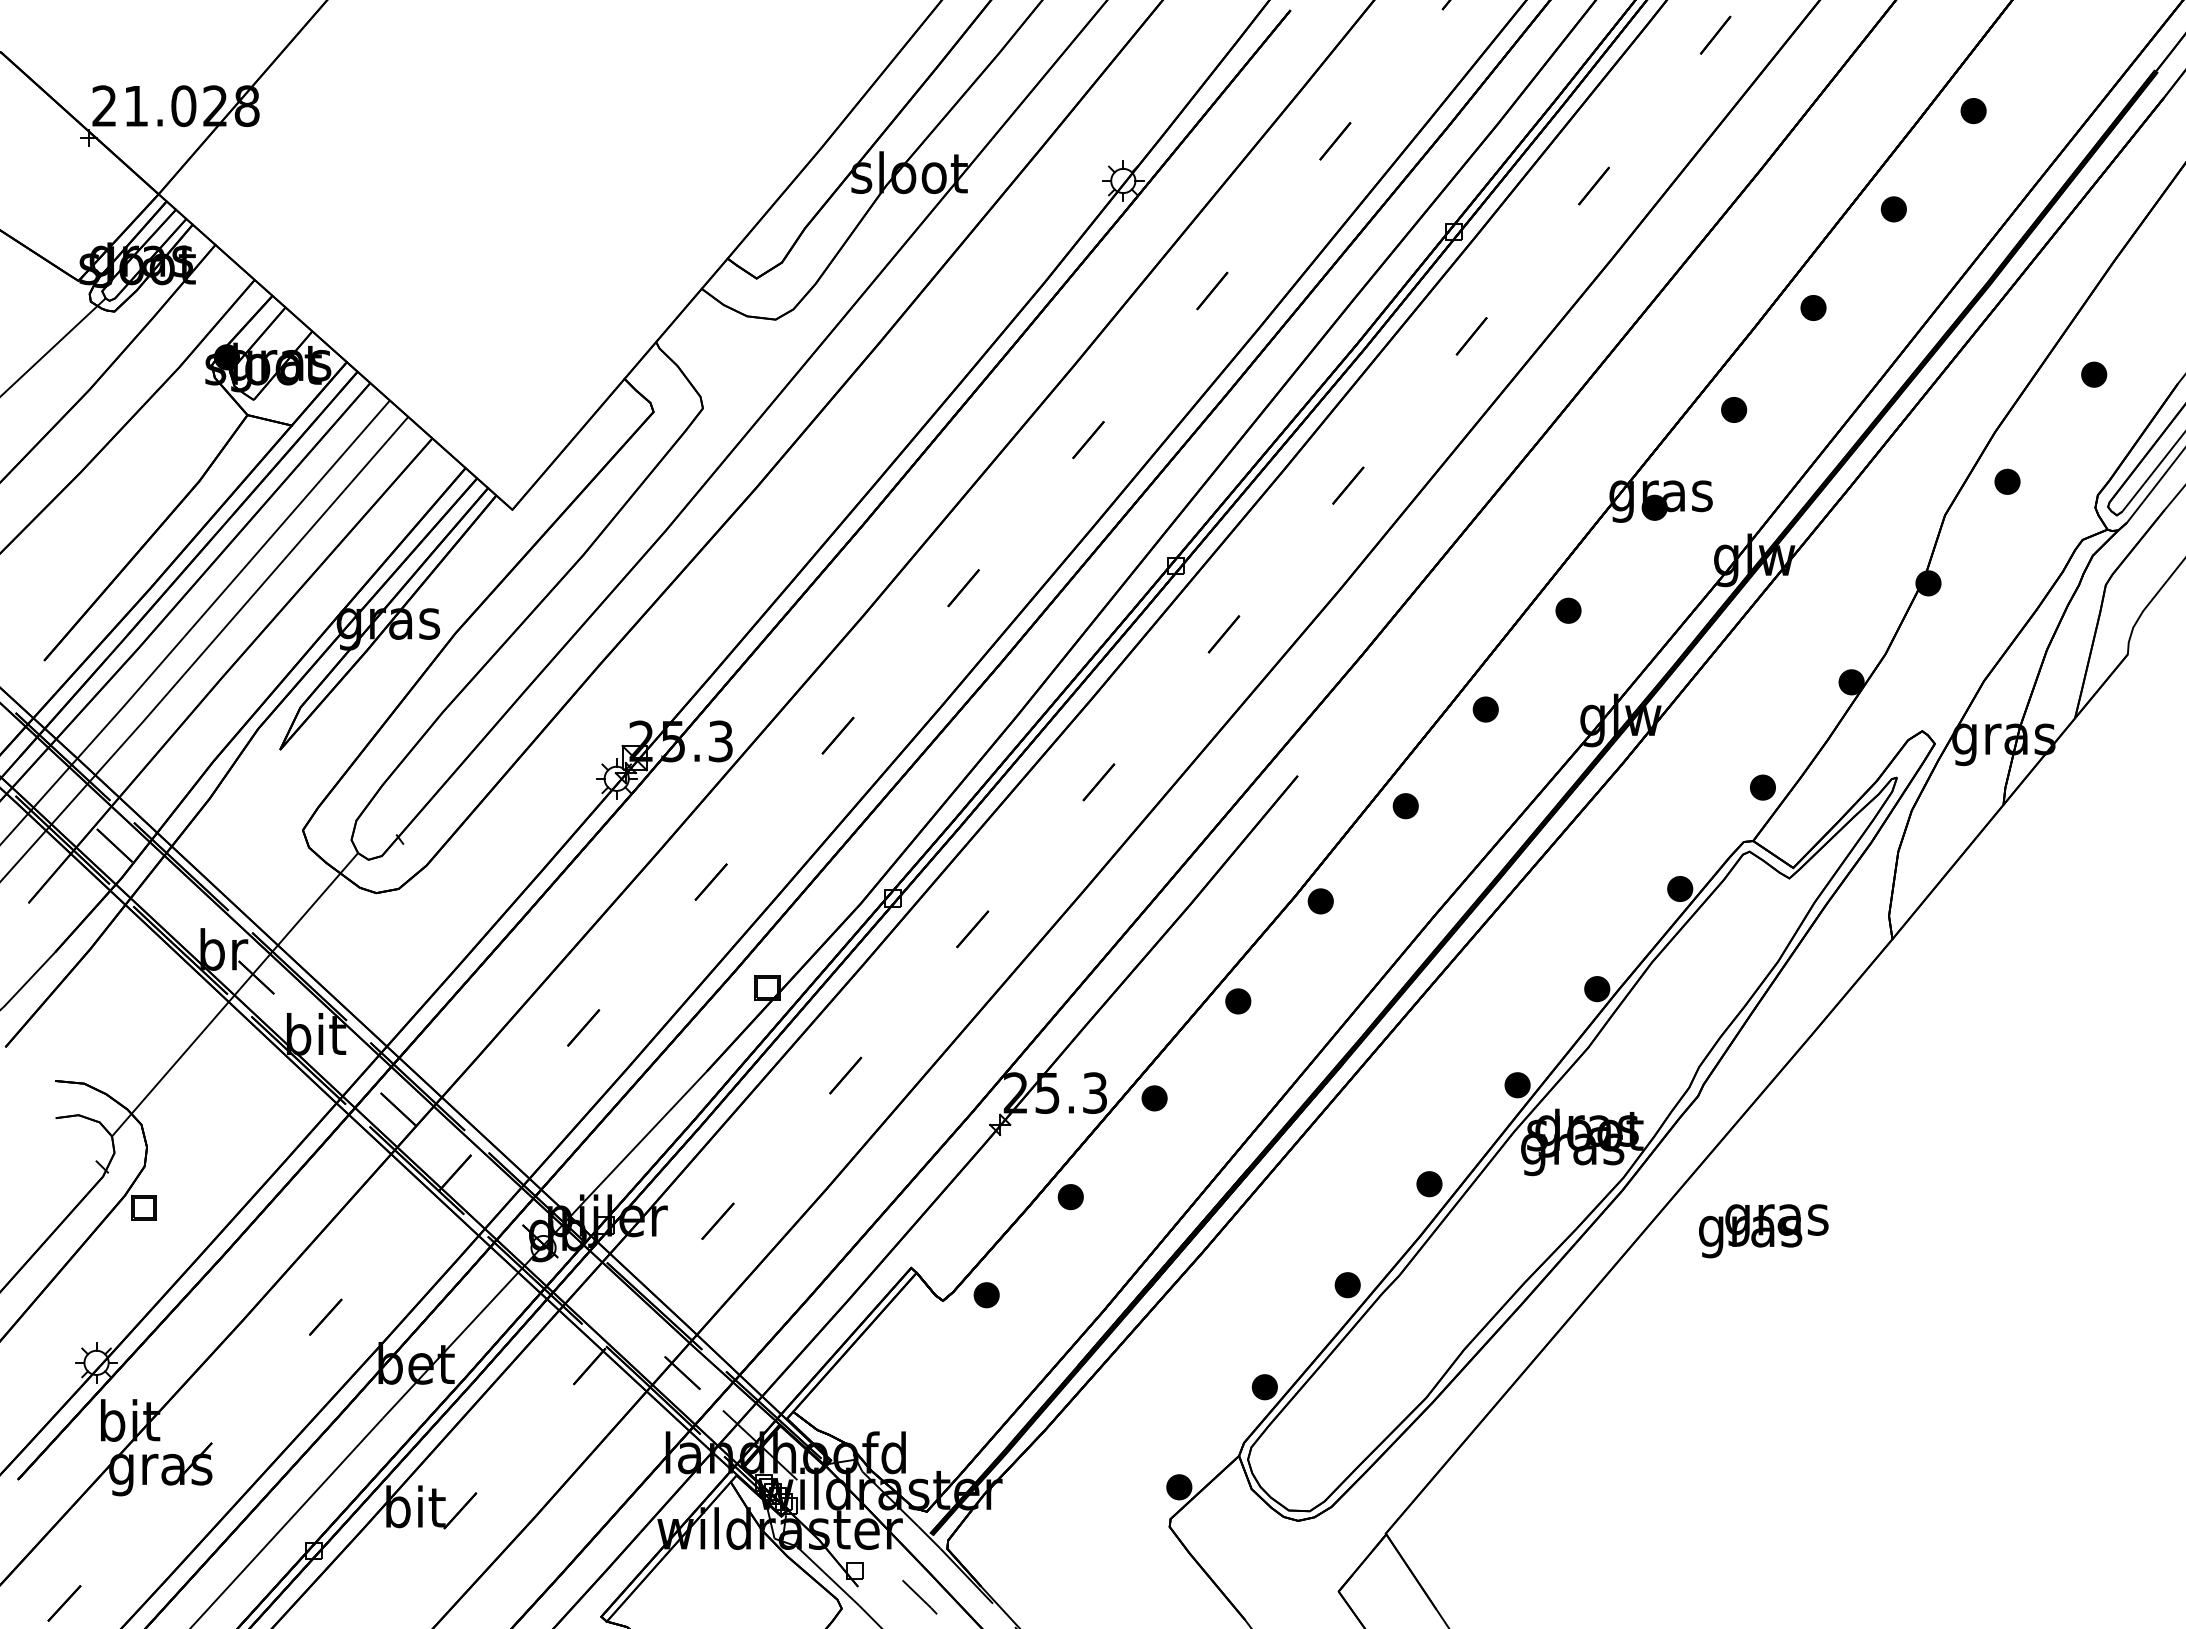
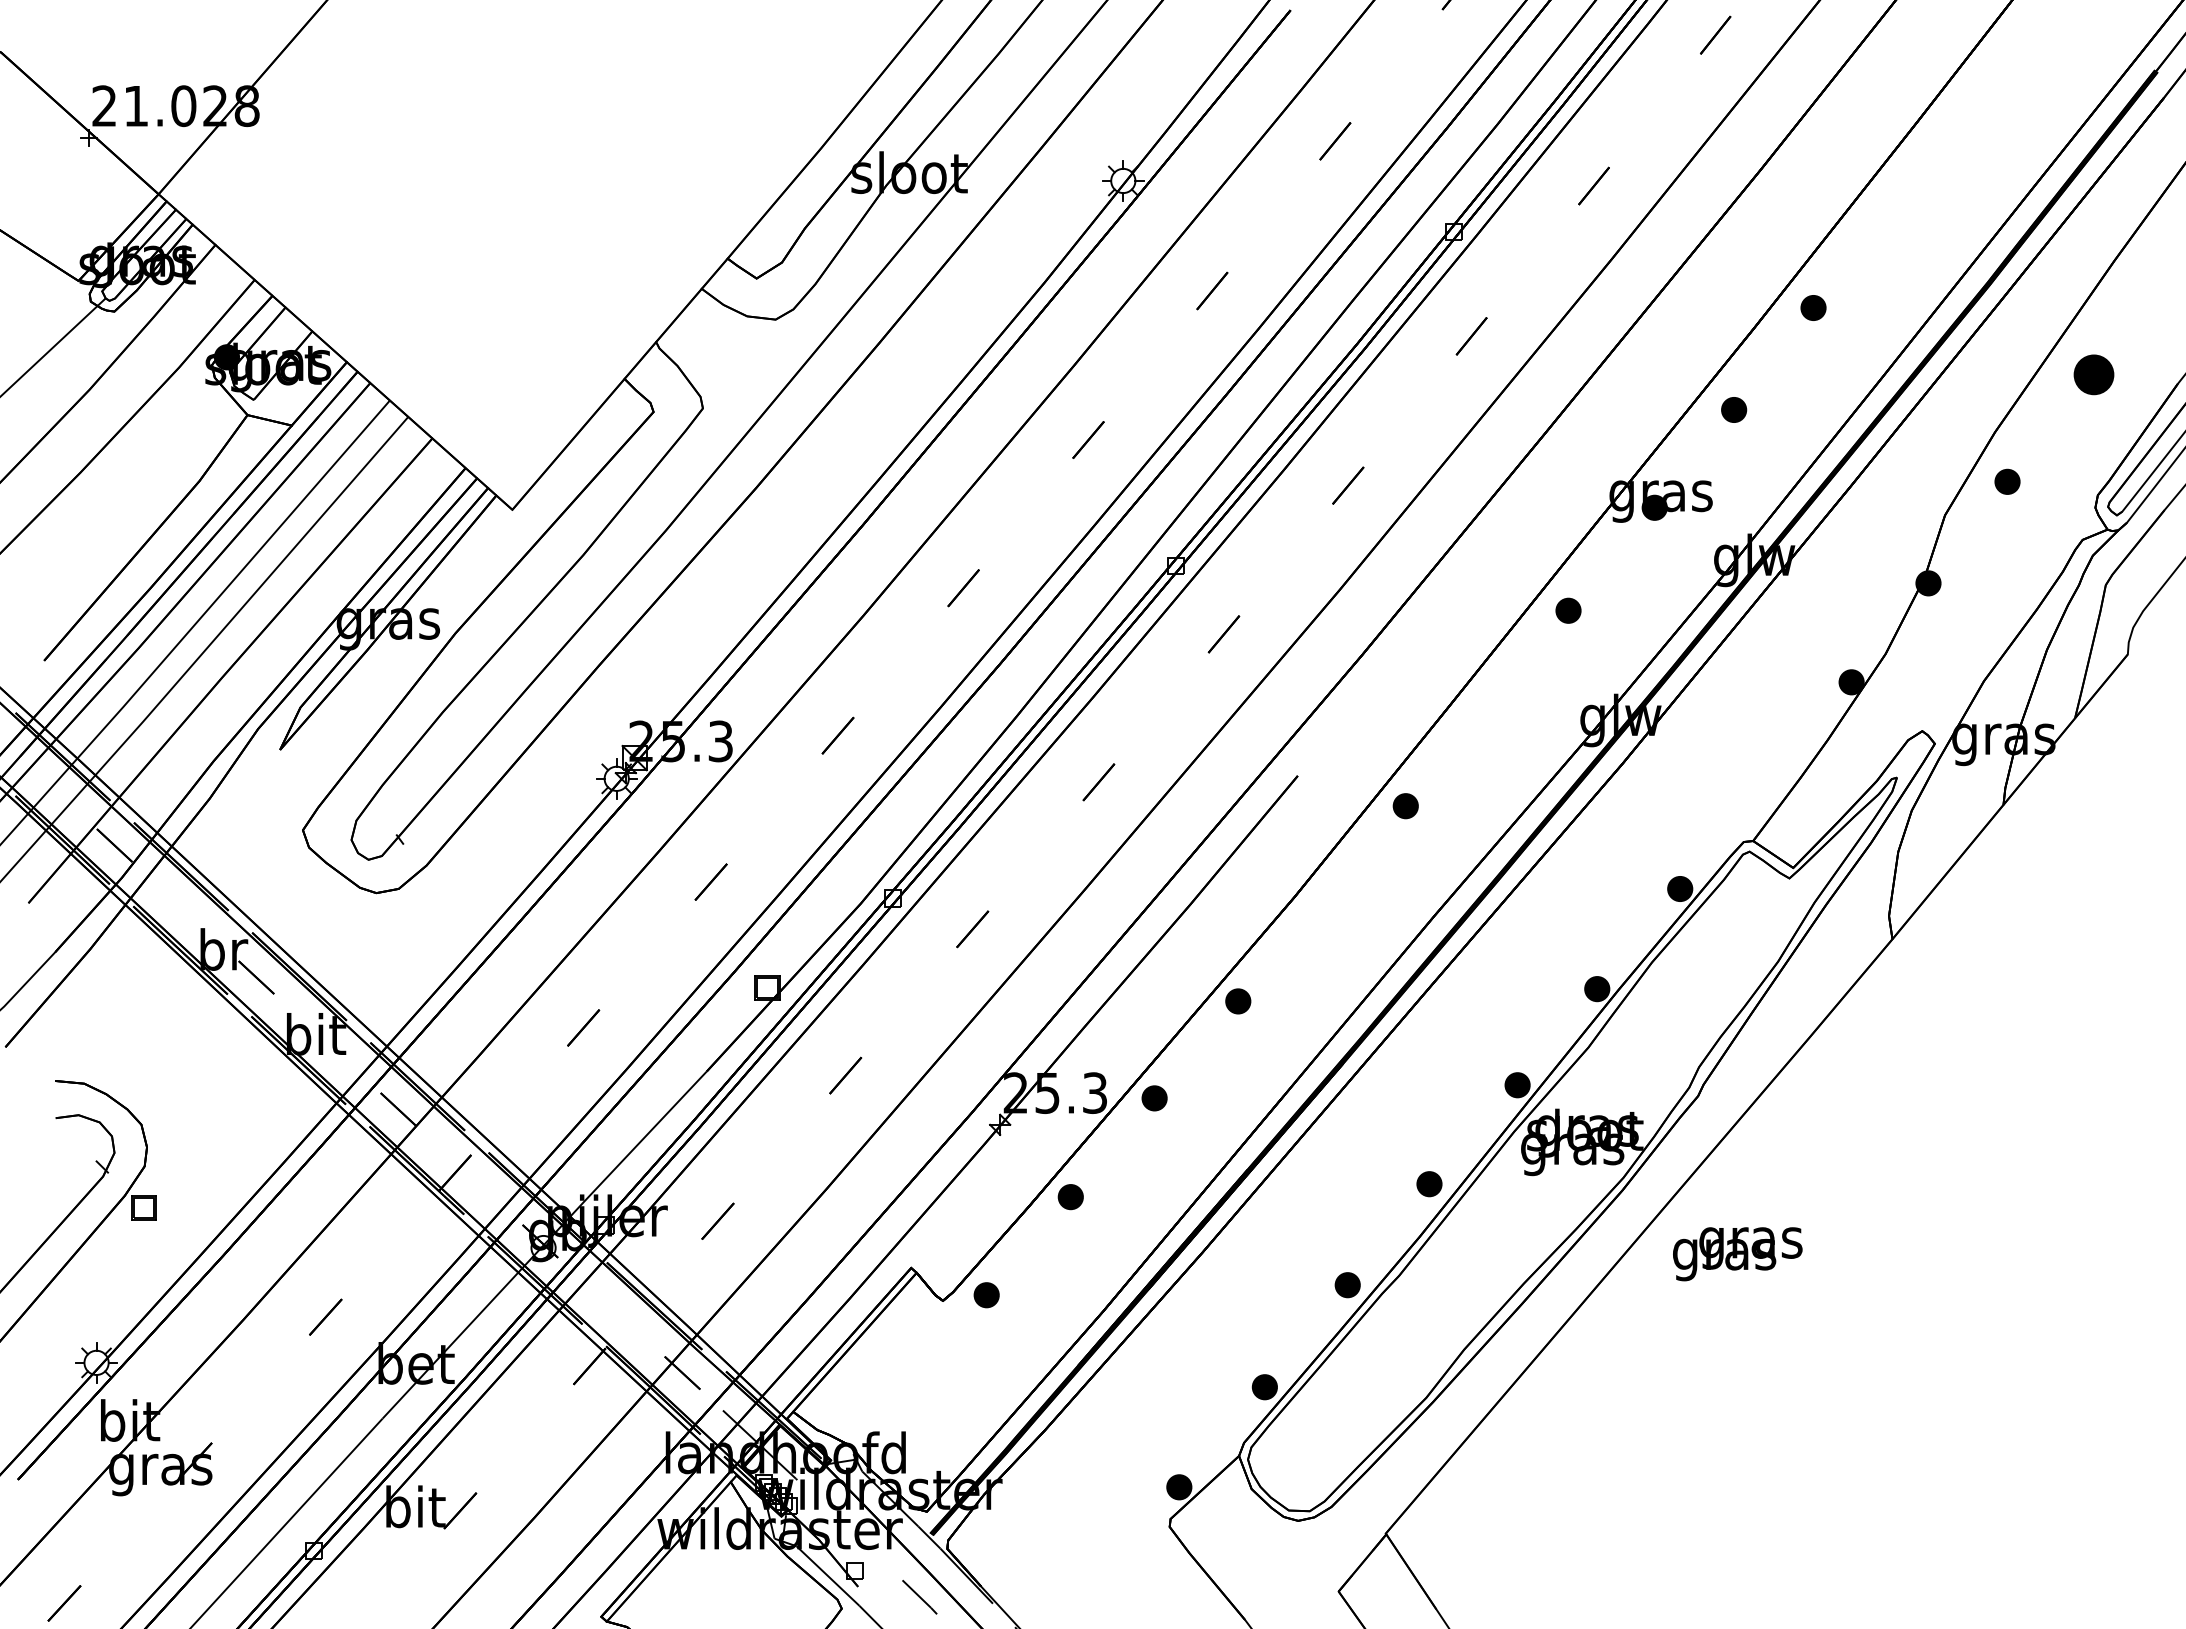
part: present -> none (1973, 111)
part: present -> none (1893, 209)
part size: 27x27 px -> 42x42 px (2093, 374)
part: present -> none (1485, 709)
part: present -> none (1762, 787)
part: present -> none (1320, 901)
line: present -> none (235, 994)
text position: (1763, 1231) -> (1737, 1254) (1737, 1254)
